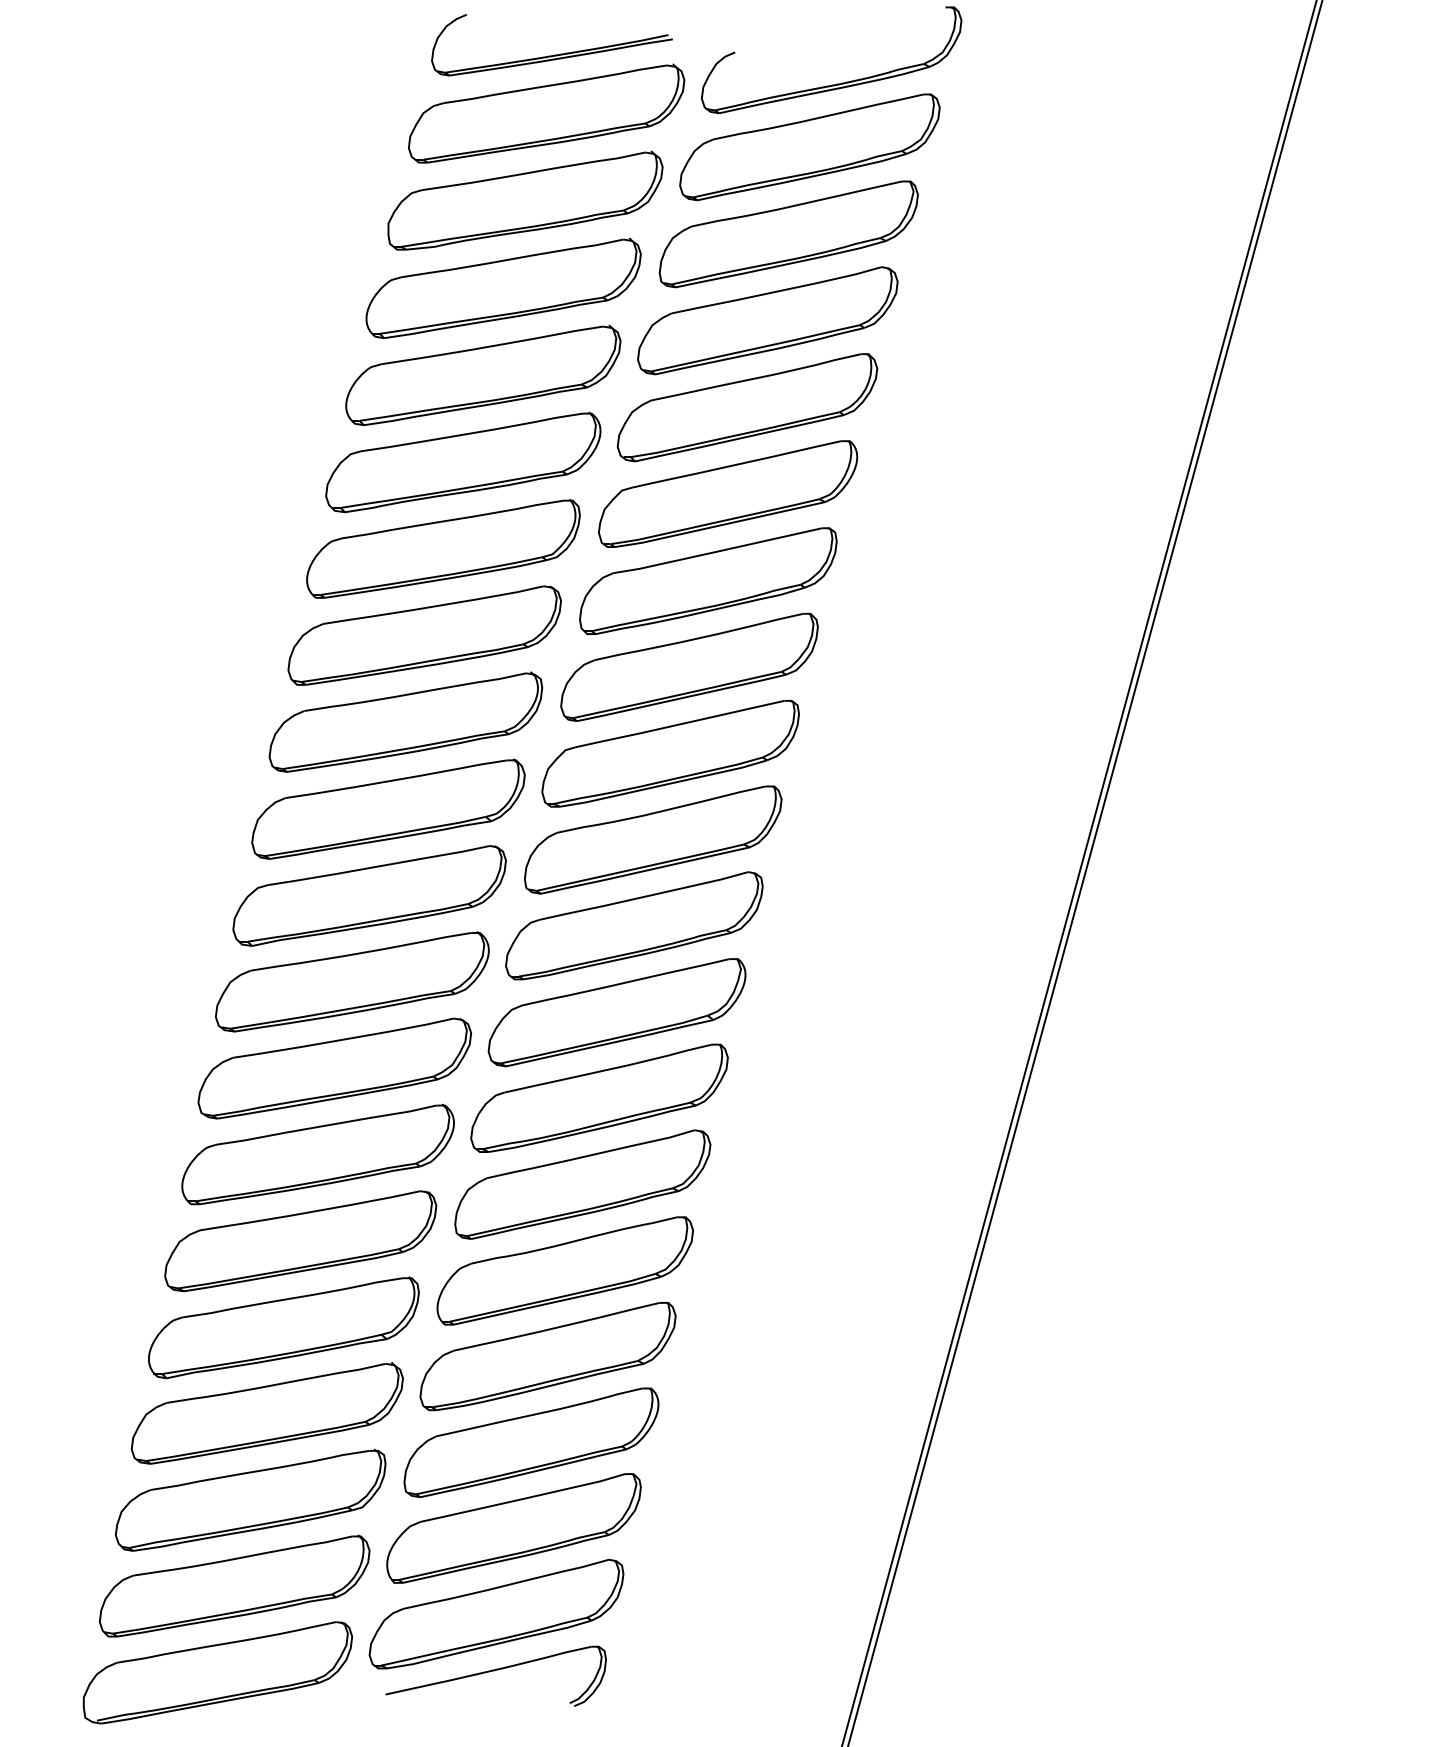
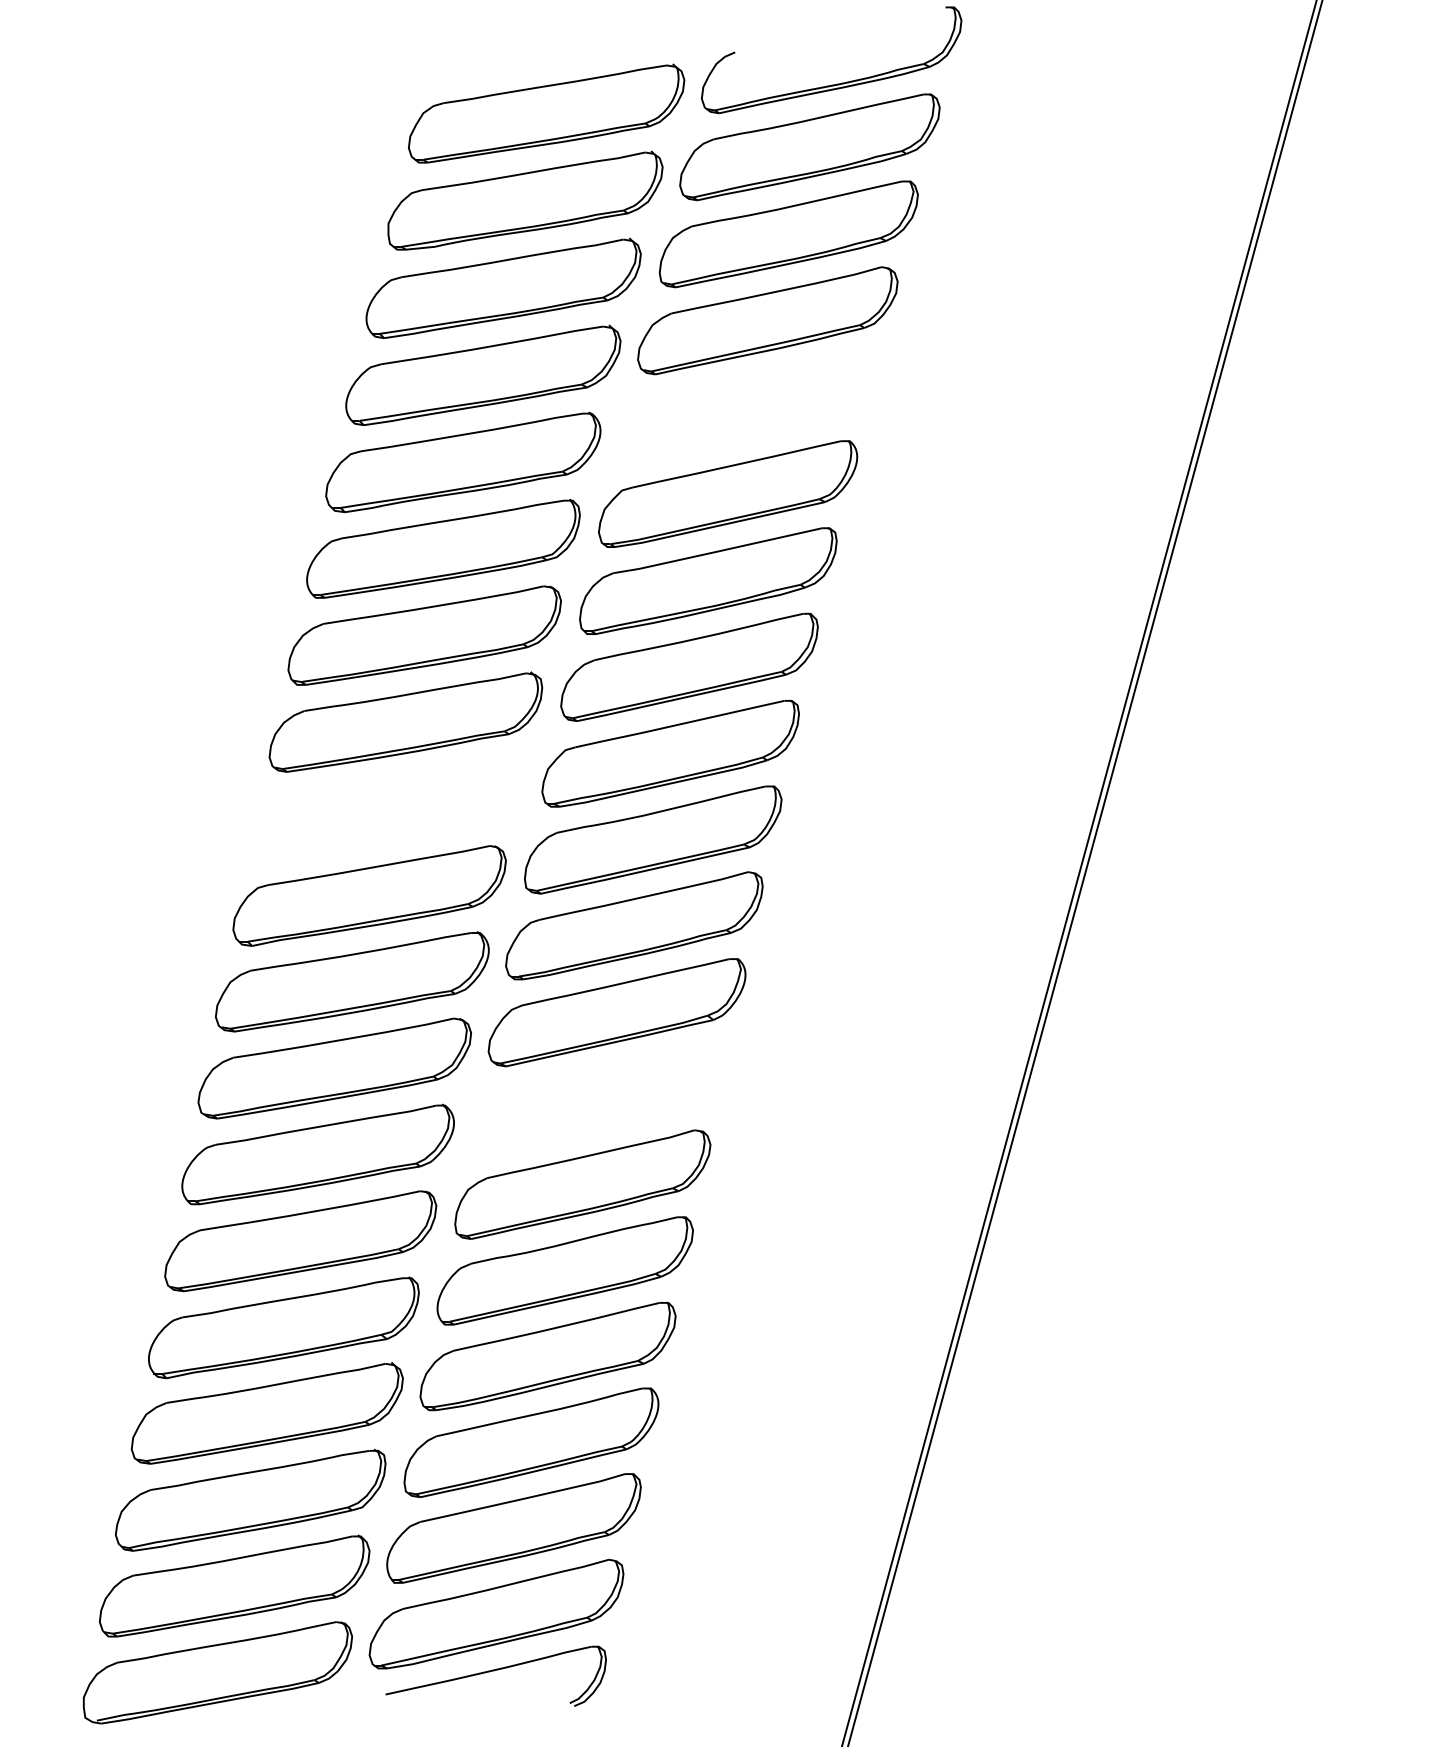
part: present -> none (554, 54)
part: present -> none (747, 407)
part: present -> none (388, 808)
part: present -> none (599, 1097)
